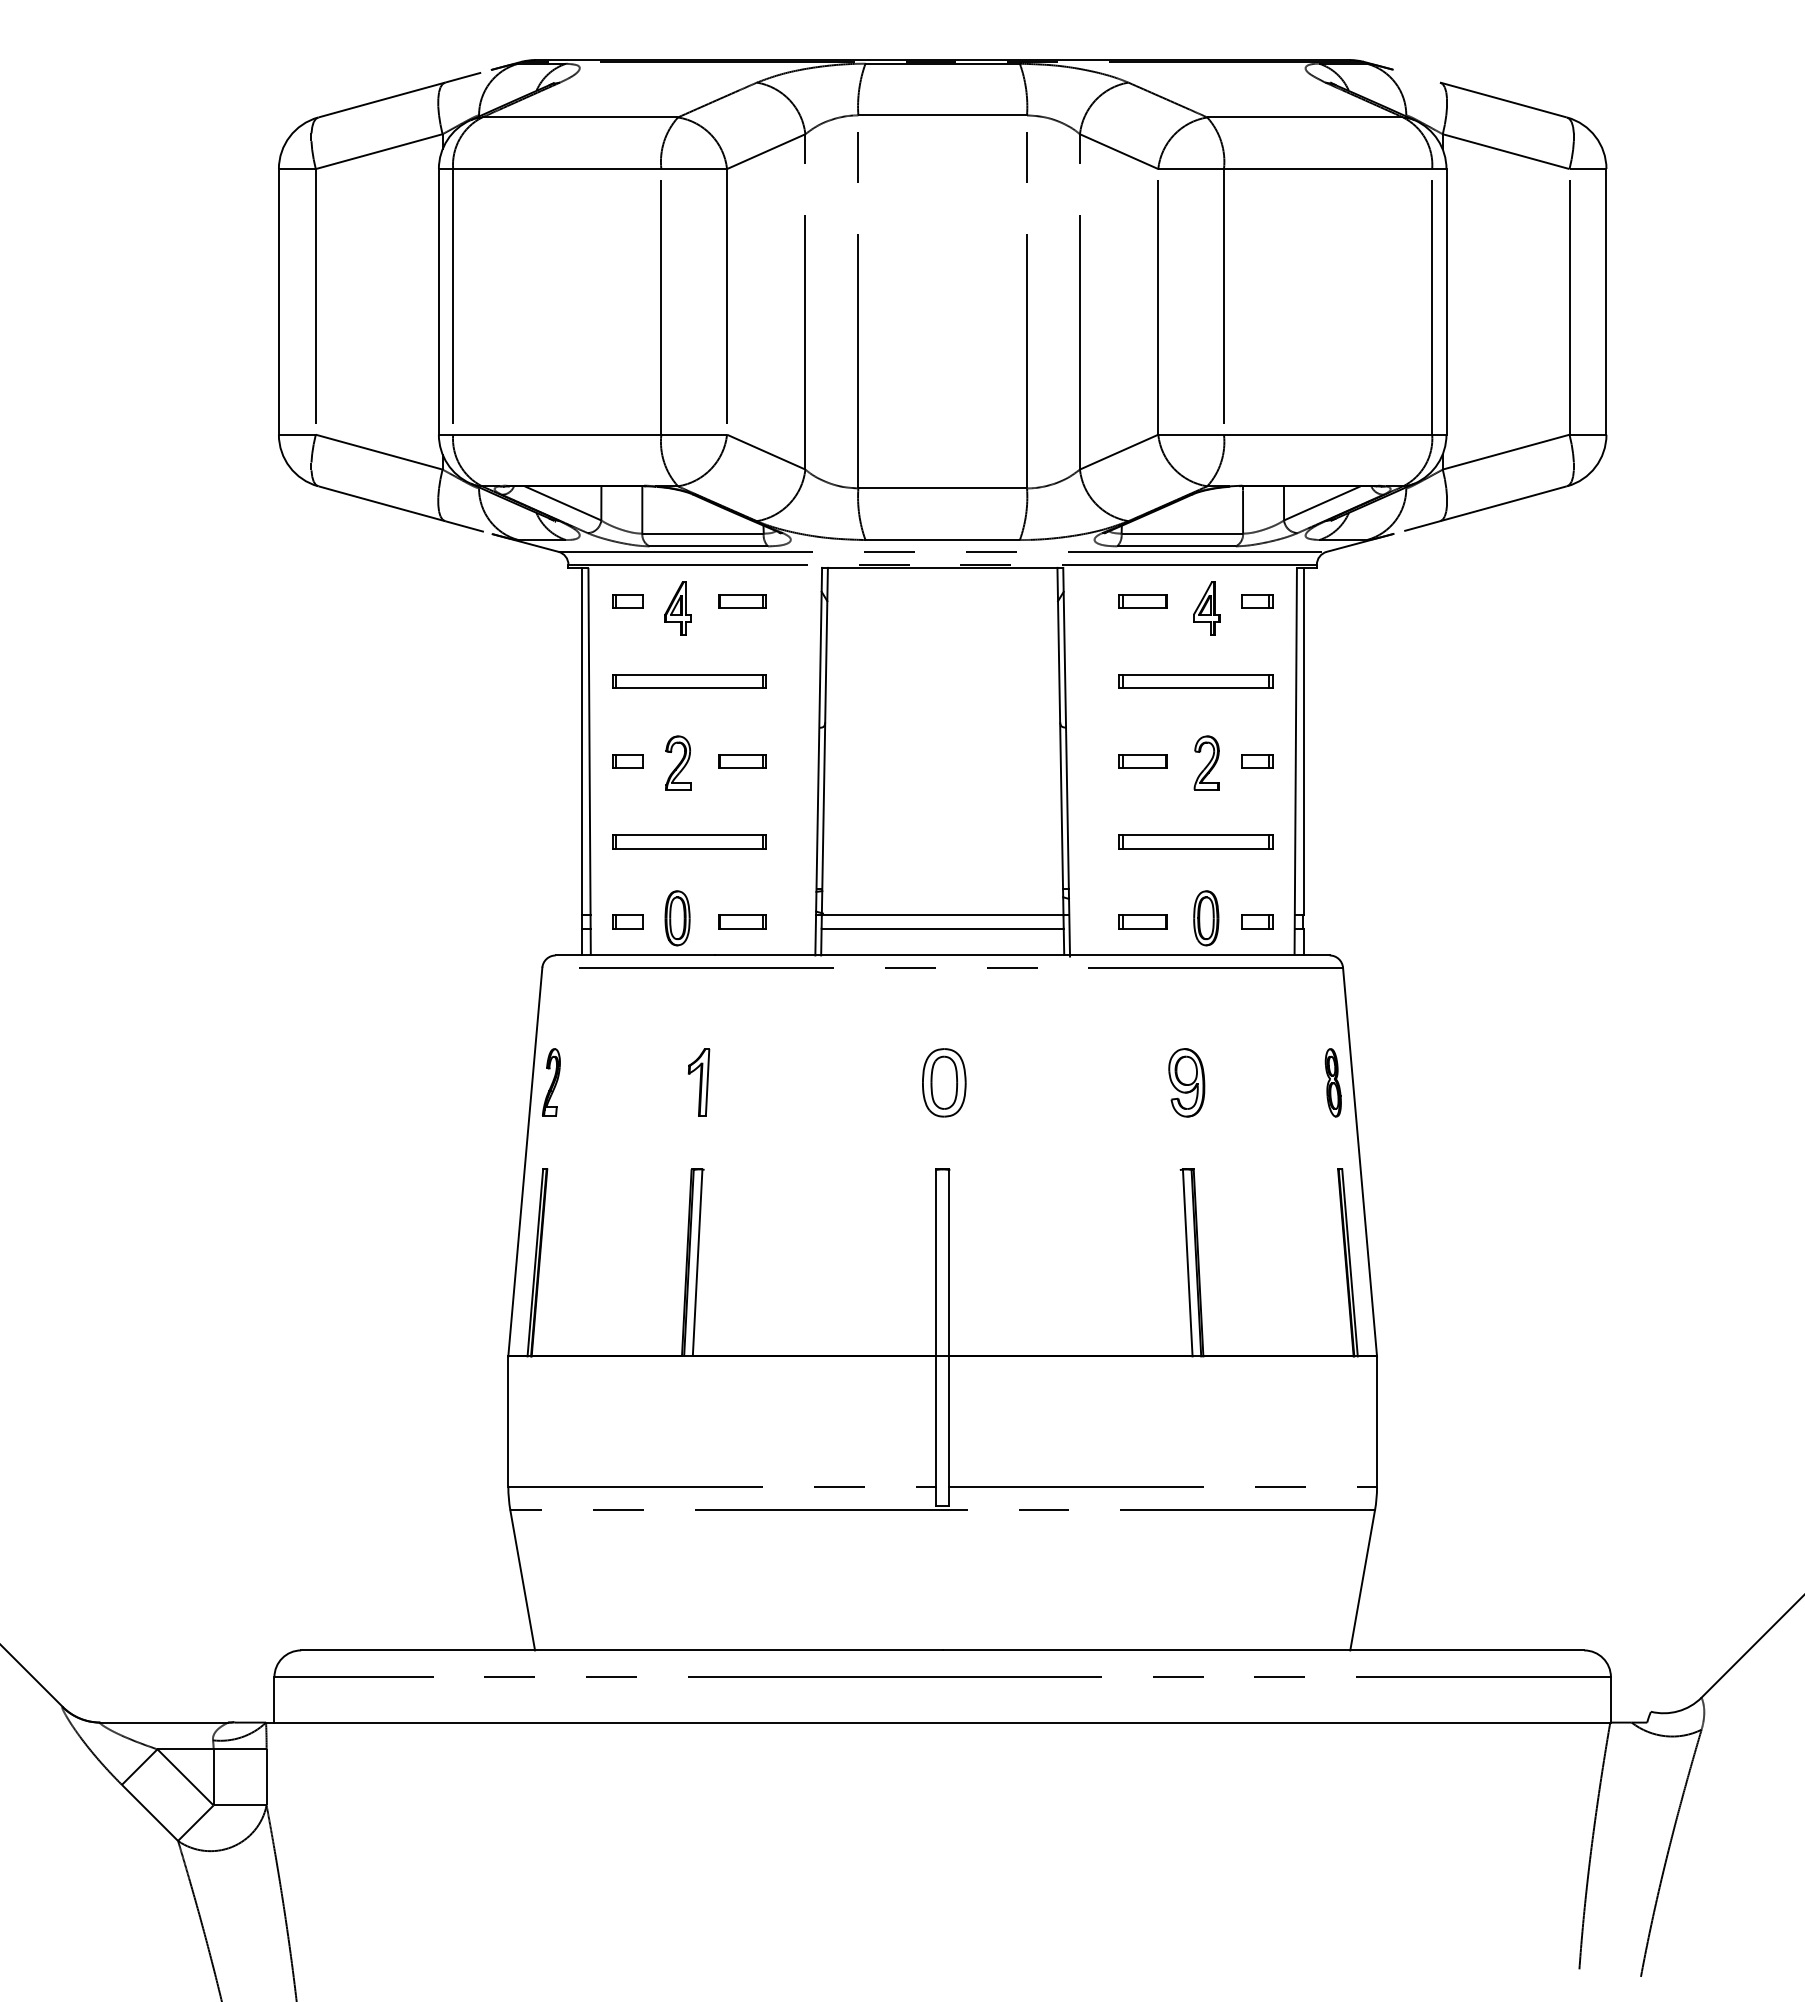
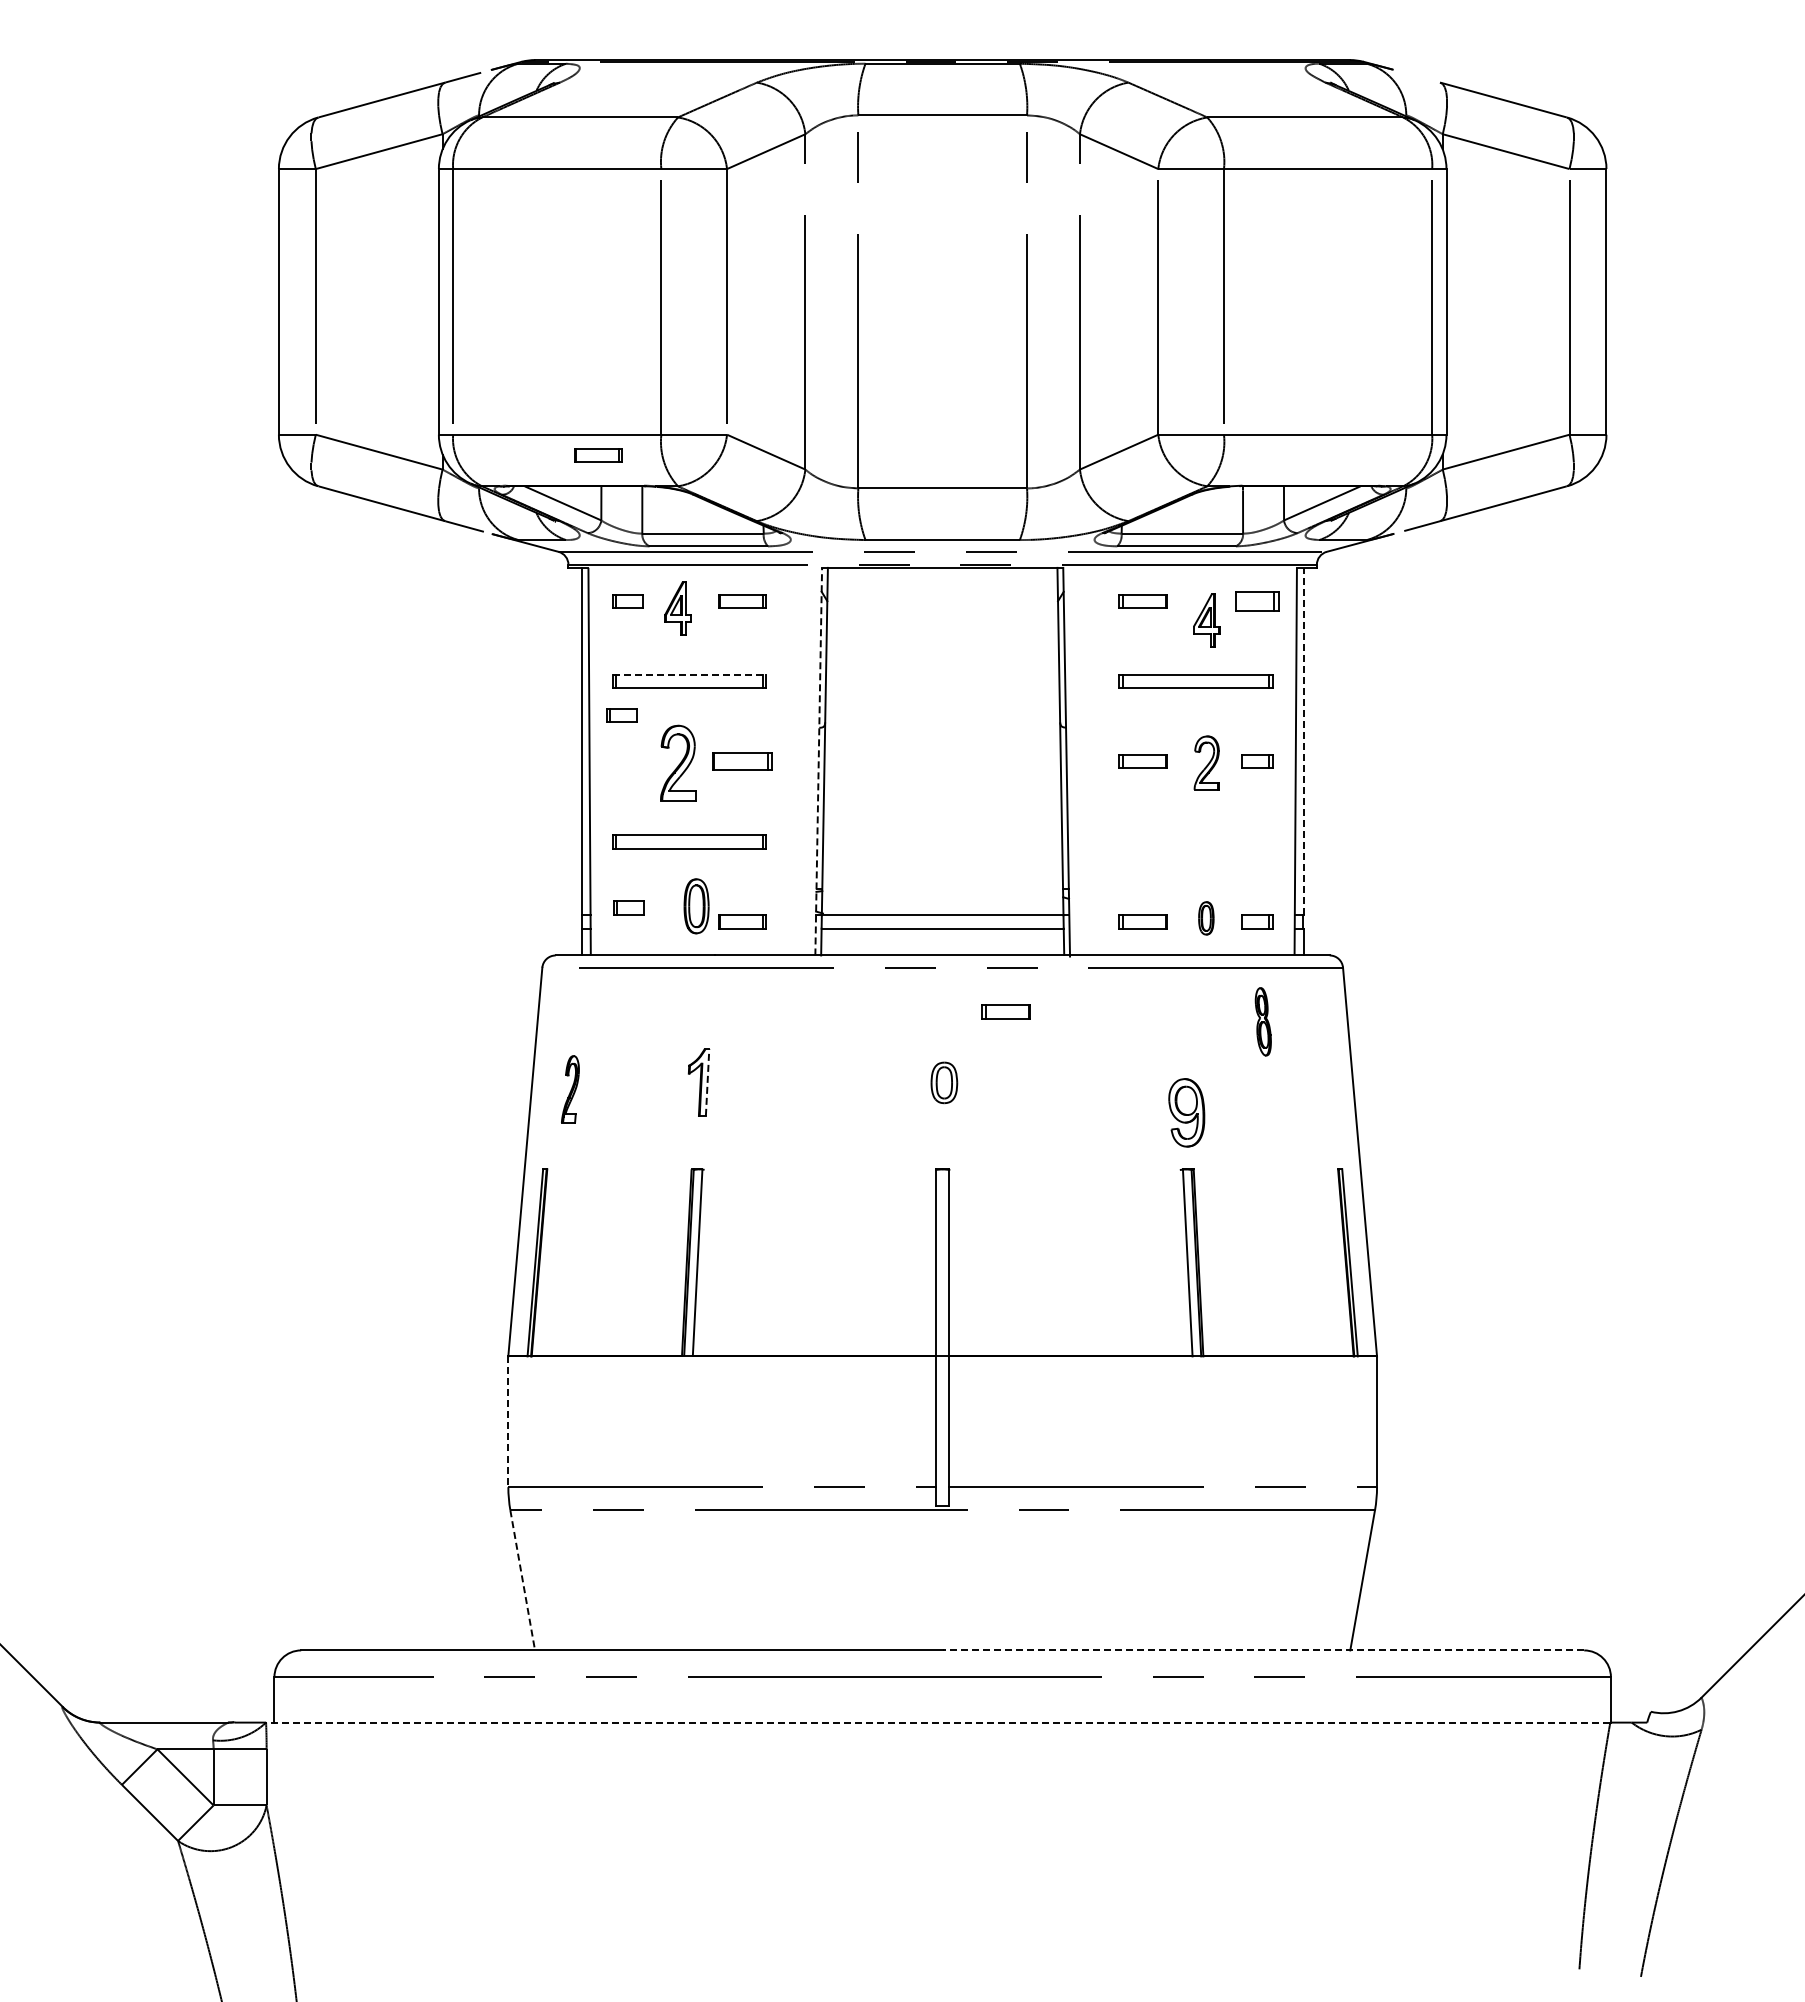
part: none -> present (598, 455)
part size: 33x15 px -> 45x21 px (1257, 601)
part position: (1206, 608) -> (1206, 620) (1206, 620)
line: solid -> dashed (689, 674)
line: solid -> dashed (1303, 741)
part position: (627, 761) -> (621, 715) (621, 715)
part size: 49x15 px -> 61x19 px (742, 761)
line: solid -> dashed (818, 761)
part size: 27x56 px -> 37x78 px (678, 762)
part: present -> none (1195, 841)
part position: (677, 918) -> (696, 906) (696, 906)
part size: 27x57 px -> 17x35 px (1206, 918)
part position: (627, 921) -> (628, 907) (628, 907)
part: none -> present (1005, 1011)
part position: (551, 1082) -> (570, 1089) (570, 1089)
line: solid -> dashed (707, 1082)
part size: 45x70 px -> 29x44 px (944, 1082)
part position: (1186, 1082) -> (1186, 1112) (1186, 1112)
part position: (1332, 1082) -> (1262, 1021) (1262, 1021)
line: solid -> dashed (508, 1422)
line: solid -> dashed (522, 1580)
line: solid -> dashed (1263, 1650)
line: solid -> dashed (937, 1722)
